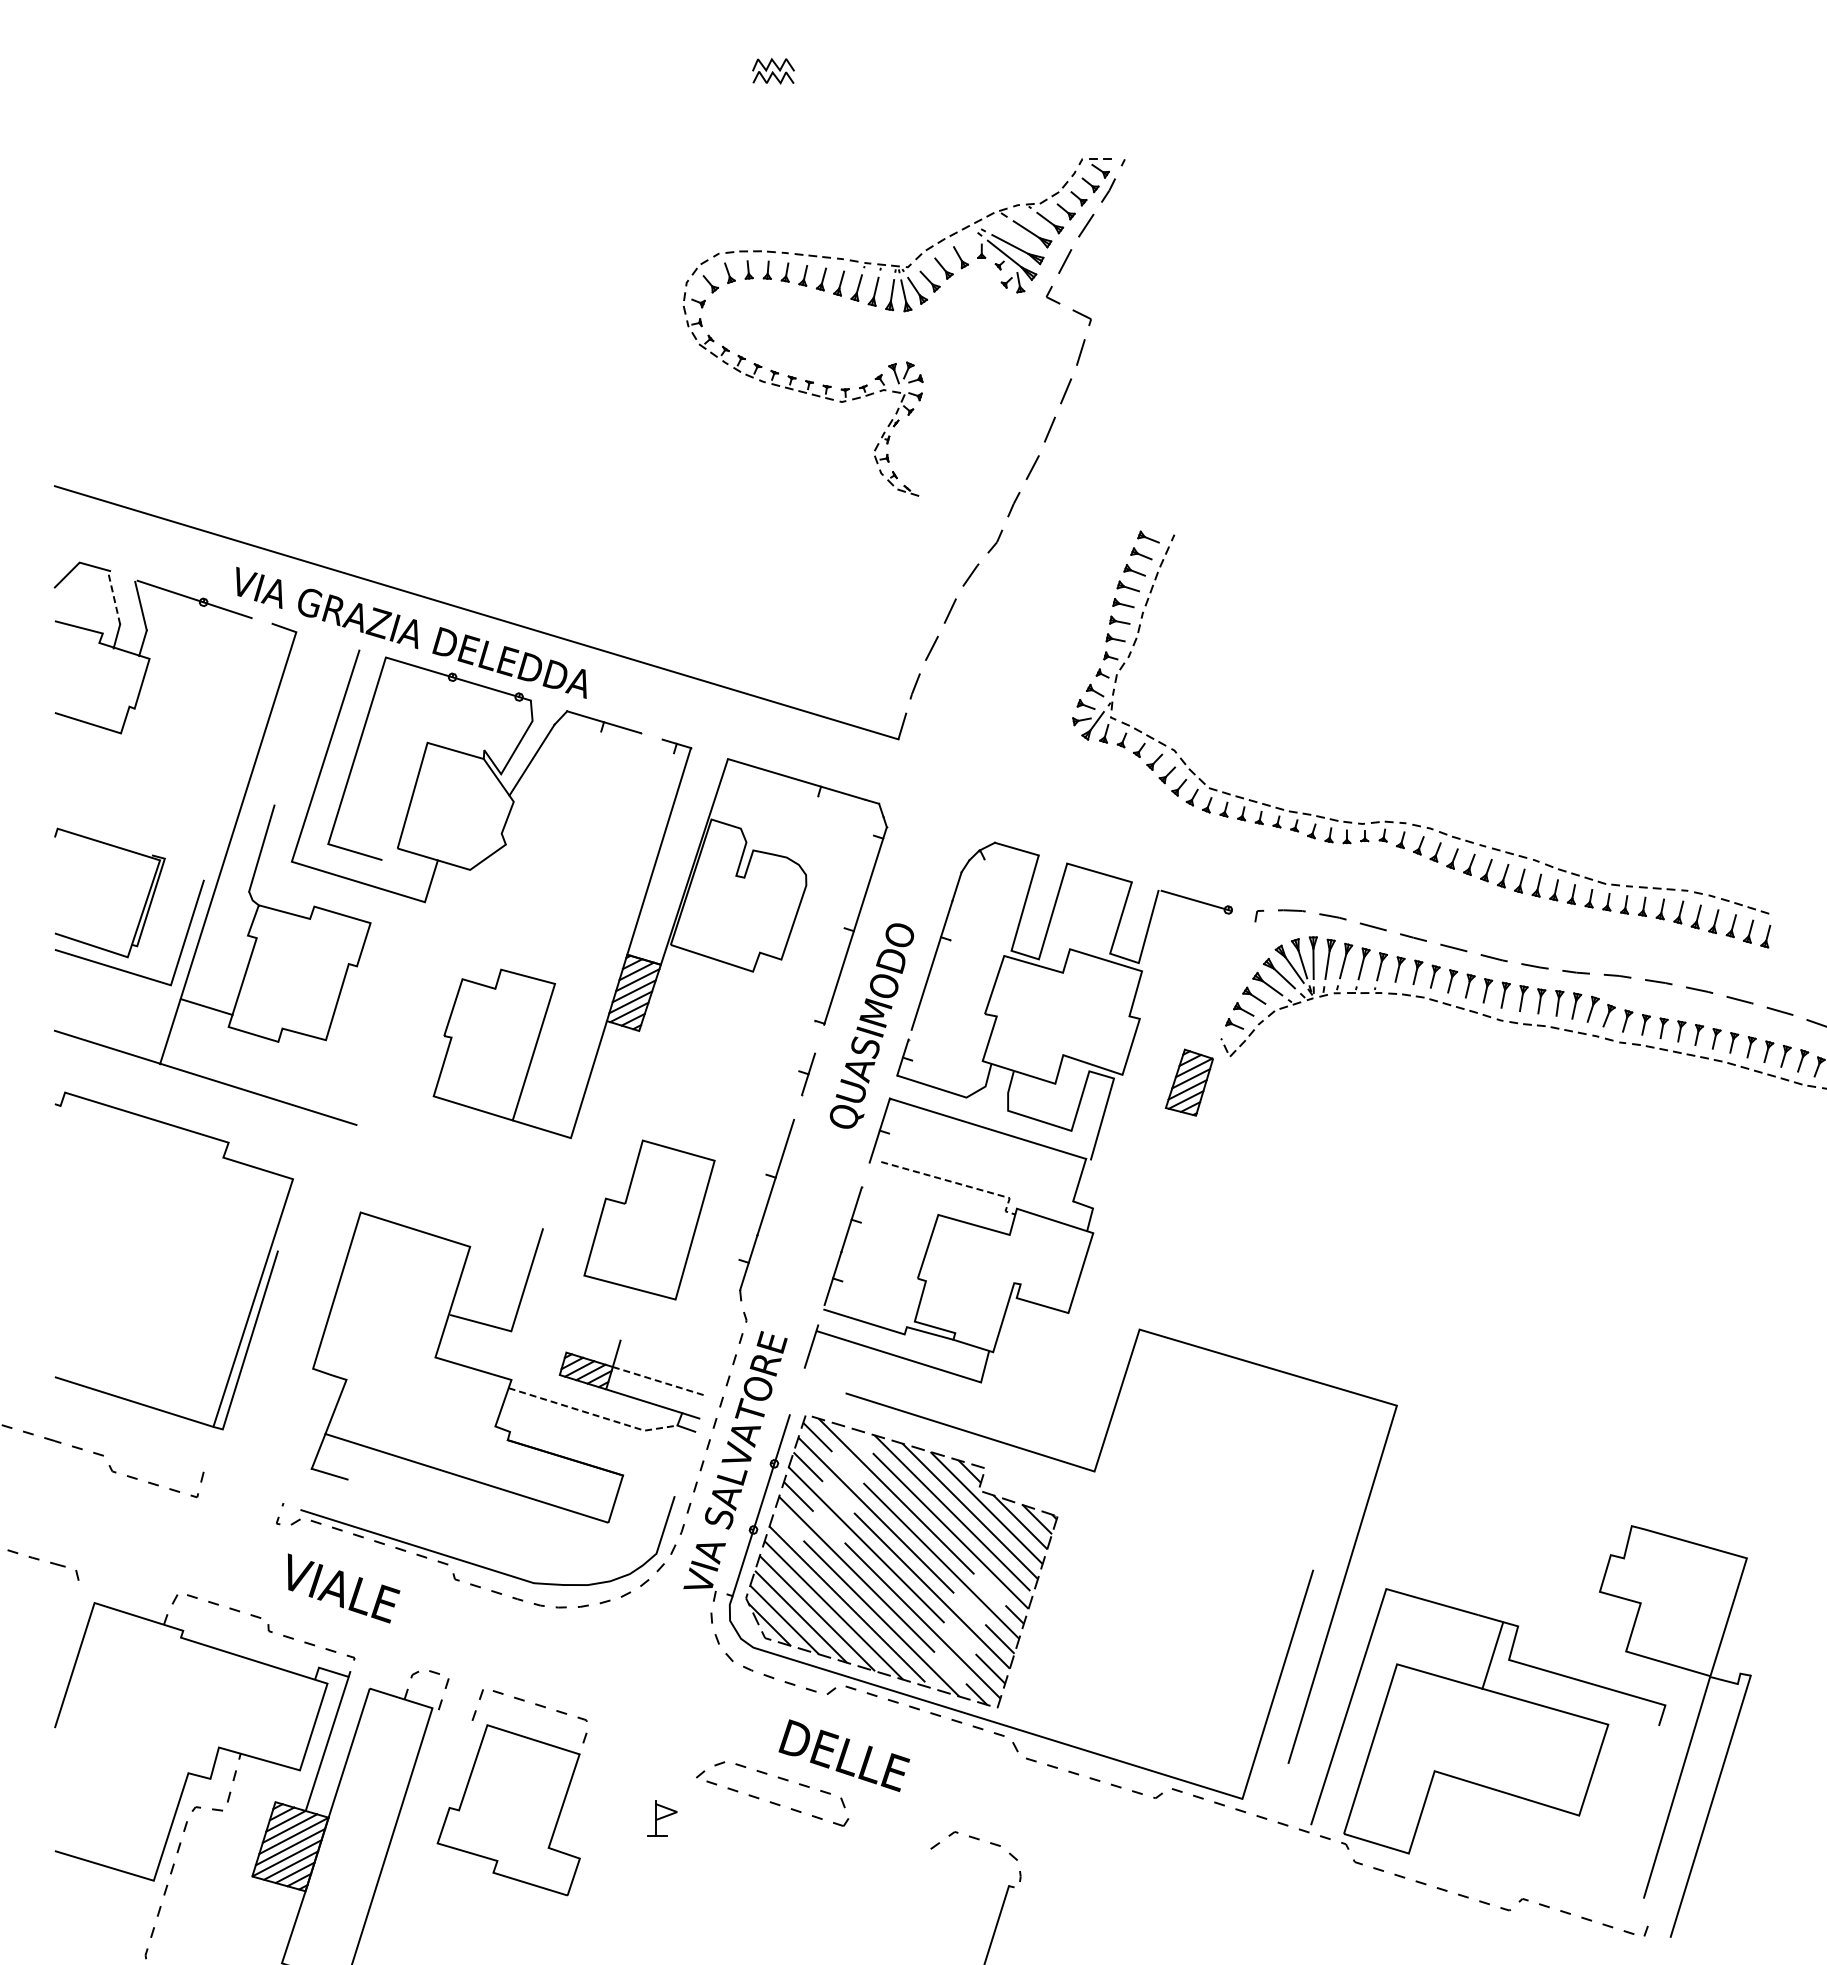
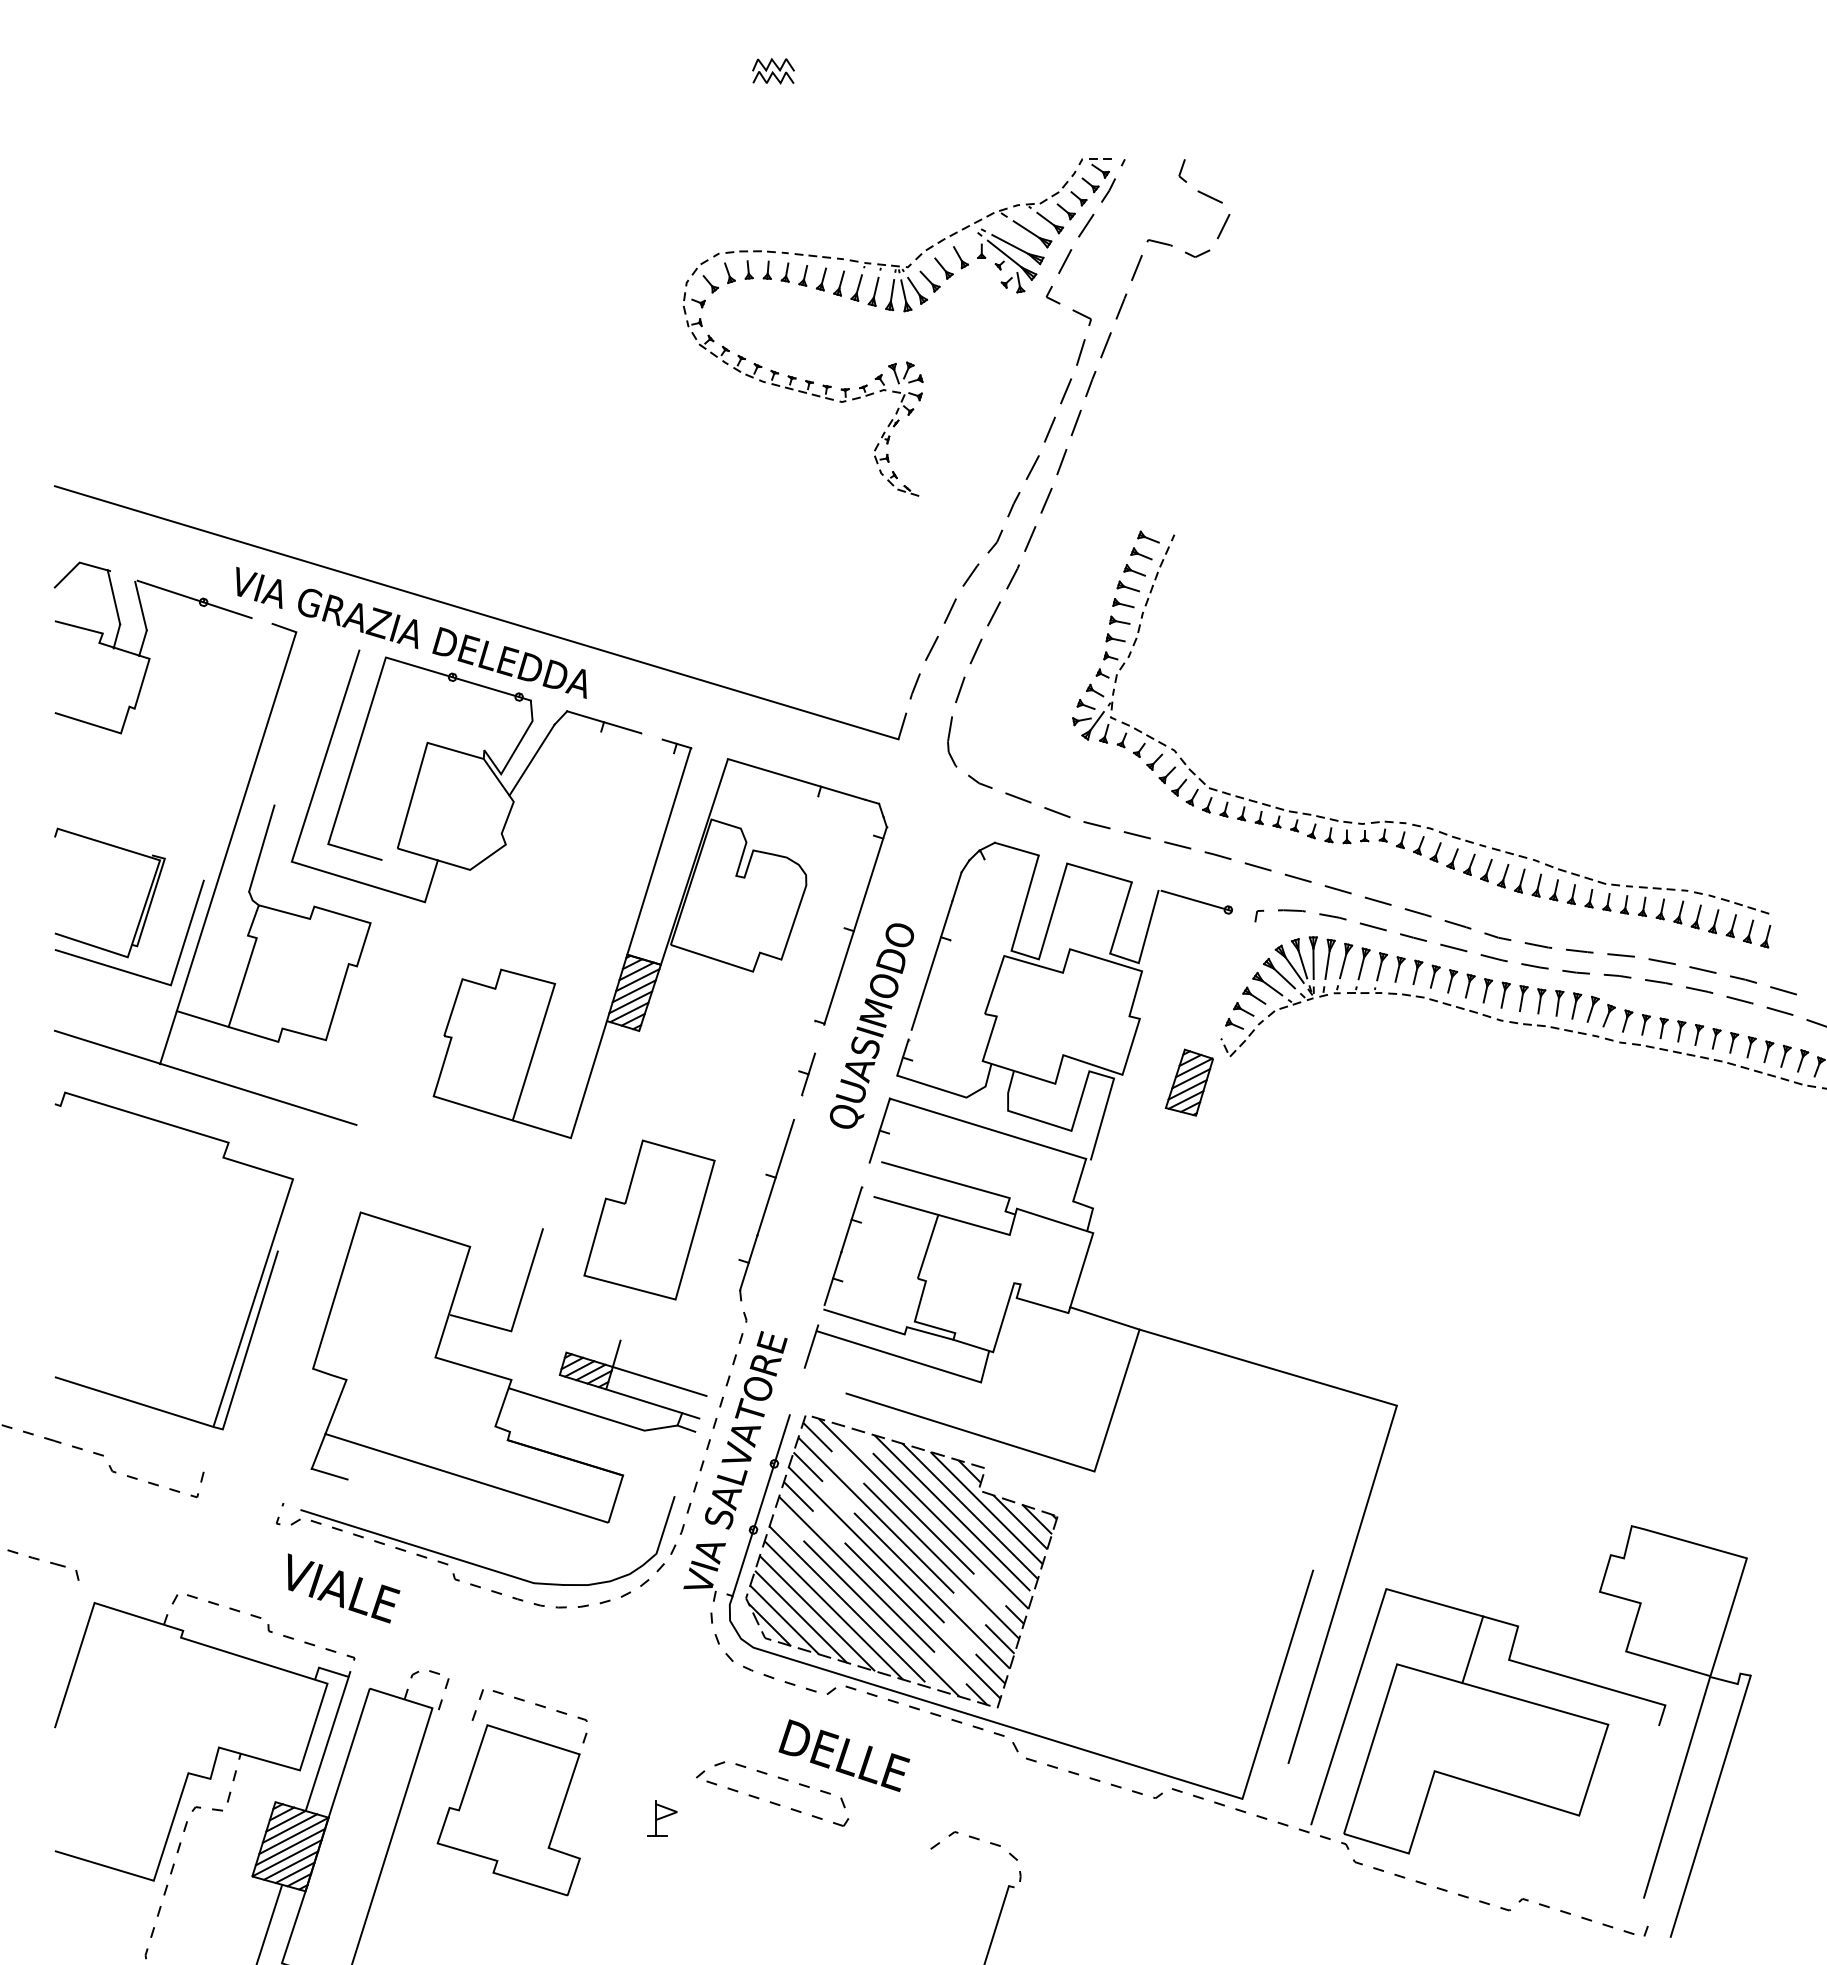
line: dashed -> solid (113, 597)
part: none -> present (1289, 874)
line position: (206, 1007) -> (202, 1019) (202, 1019)
line: dashed -> solid (958, 1183)
line: none -> present (906, 1205)
line: none -> present (1104, 1318)
line: dashed -> solid (660, 1381)
line: dashed -> solid (593, 1414)
line position: (1492, 1655) -> (1472, 1649) (1472, 1649)
line: none -> present (269, 1922)
